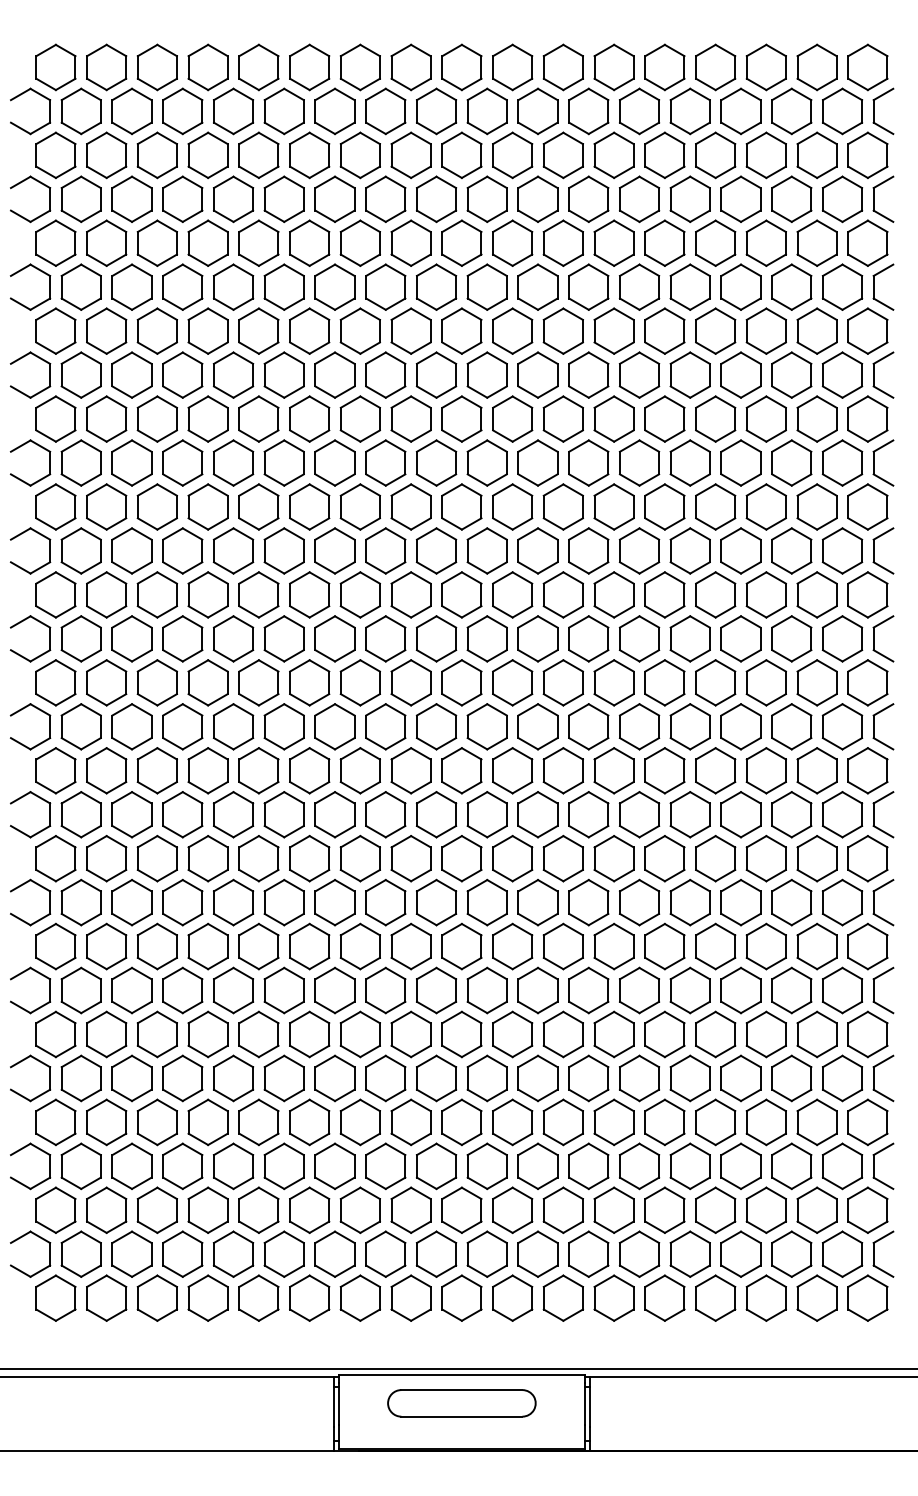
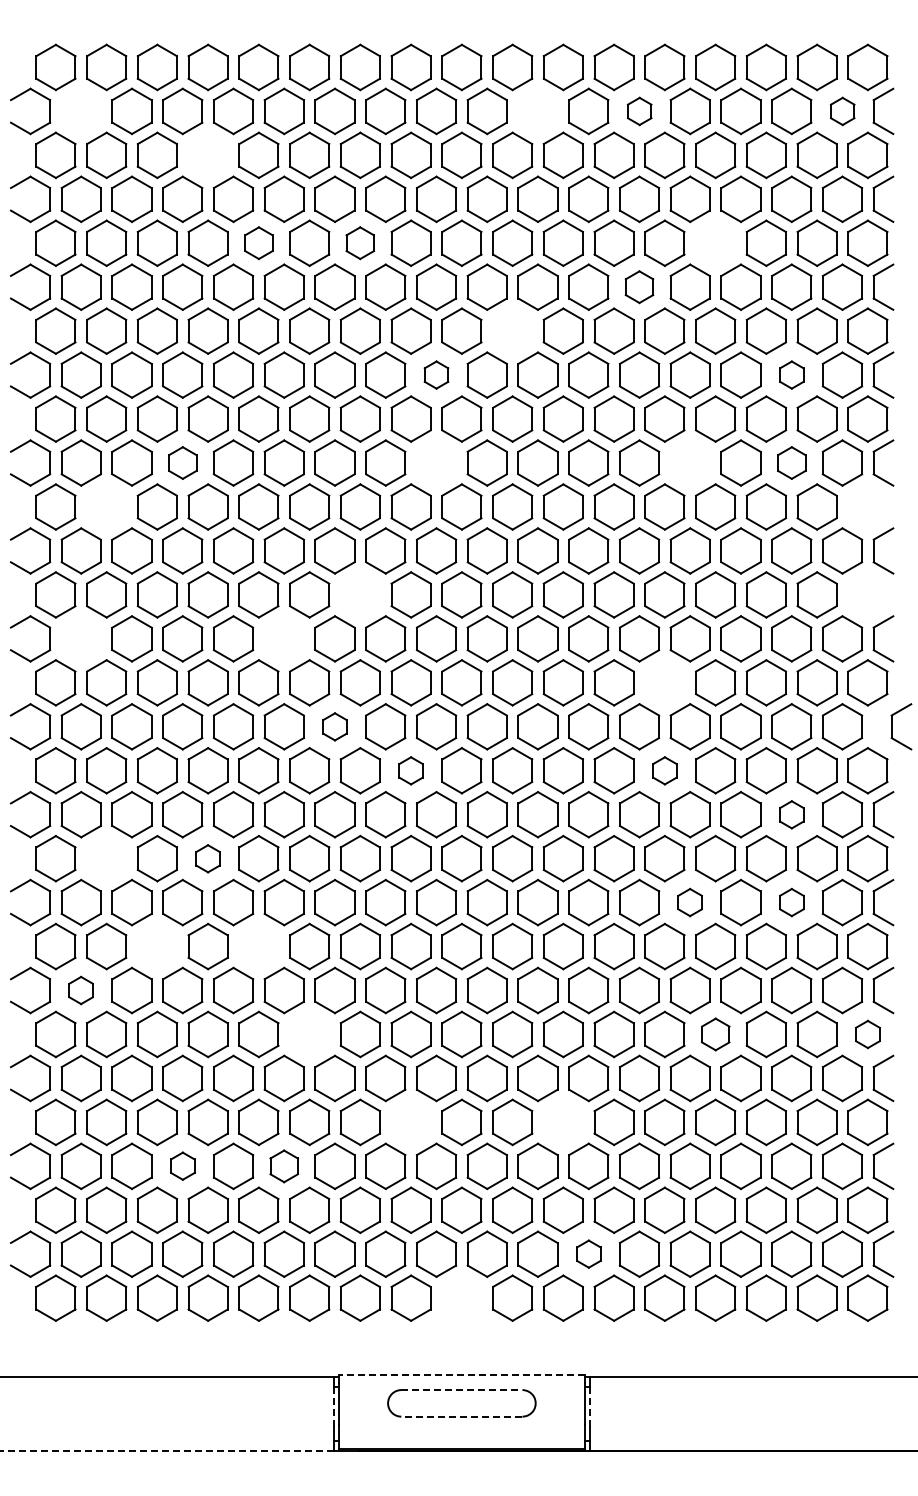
part: present -> none (80, 111)
part: present -> none (537, 111)
part size: 42x49 px -> 27x31 px (639, 111)
part size: 42x49 px -> 27x31 px (842, 111)
part: present -> none (207, 154)
part size: 42x48 px -> 30x35 px (258, 243)
part size: 42x48 px -> 30x35 px (359, 243)
part: present -> none (715, 242)
part size: 43x48 px -> 31x35 px (639, 287)
part: present -> none (512, 330)
part size: 43x48 px -> 27x30 px (436, 374)
part size: 42x48 px -> 26x30 px (791, 374)
part size: 42x48 px -> 30x34 px (182, 462)
part: present -> none (436, 462)
part: present -> none (689, 462)
part size: 42x48 px -> 30x34 px (791, 462)
part: present -> none (106, 506)
part: present -> none (867, 506)
part: present -> none (359, 594)
part: present -> none (867, 594)
part: present -> none (80, 638)
part: present -> none (283, 638)
part: present -> none (664, 682)
part size: 42x48 px -> 26x30 px (334, 726)
part position: (874, 726) -> (892, 726) (892, 726)
part size: 42x48 px -> 26x30 px (410, 770)
part size: 42x48 px -> 26x30 px (664, 770)
part size: 42x48 px -> 26x30 px (791, 814)
part: present -> none (106, 858)
part size: 42x48 px -> 26x30 px (207, 858)
part size: 42x49 px -> 26x31 px (689, 902)
part size: 42x49 px -> 26x31 px (791, 902)
part: present -> none (156, 946)
part: present -> none (258, 946)
part size: 42x49 px -> 26x31 px (80, 990)
part: present -> none (309, 1034)
part size: 42x49 px -> 30x35 px (715, 1034)
part size: 42x49 px -> 26x31 px (867, 1034)
part: present -> none (410, 1122)
part: present -> none (562, 1122)
part size: 42x48 px -> 26x30 px (182, 1165)
part size: 42x49 px -> 30x35 px (283, 1166)
part size: 42x48 px -> 26x30 px (588, 1253)
part: present -> none (461, 1297)
line: present -> none (458, 1368)
line: solid -> dashed (461, 1375)
line: solid -> dashed (461, 1390)
line: solid -> dashed (333, 1406)
line: solid -> dashed (589, 1406)
line: solid -> dashed (461, 1416)
line: solid -> dashed (167, 1451)
